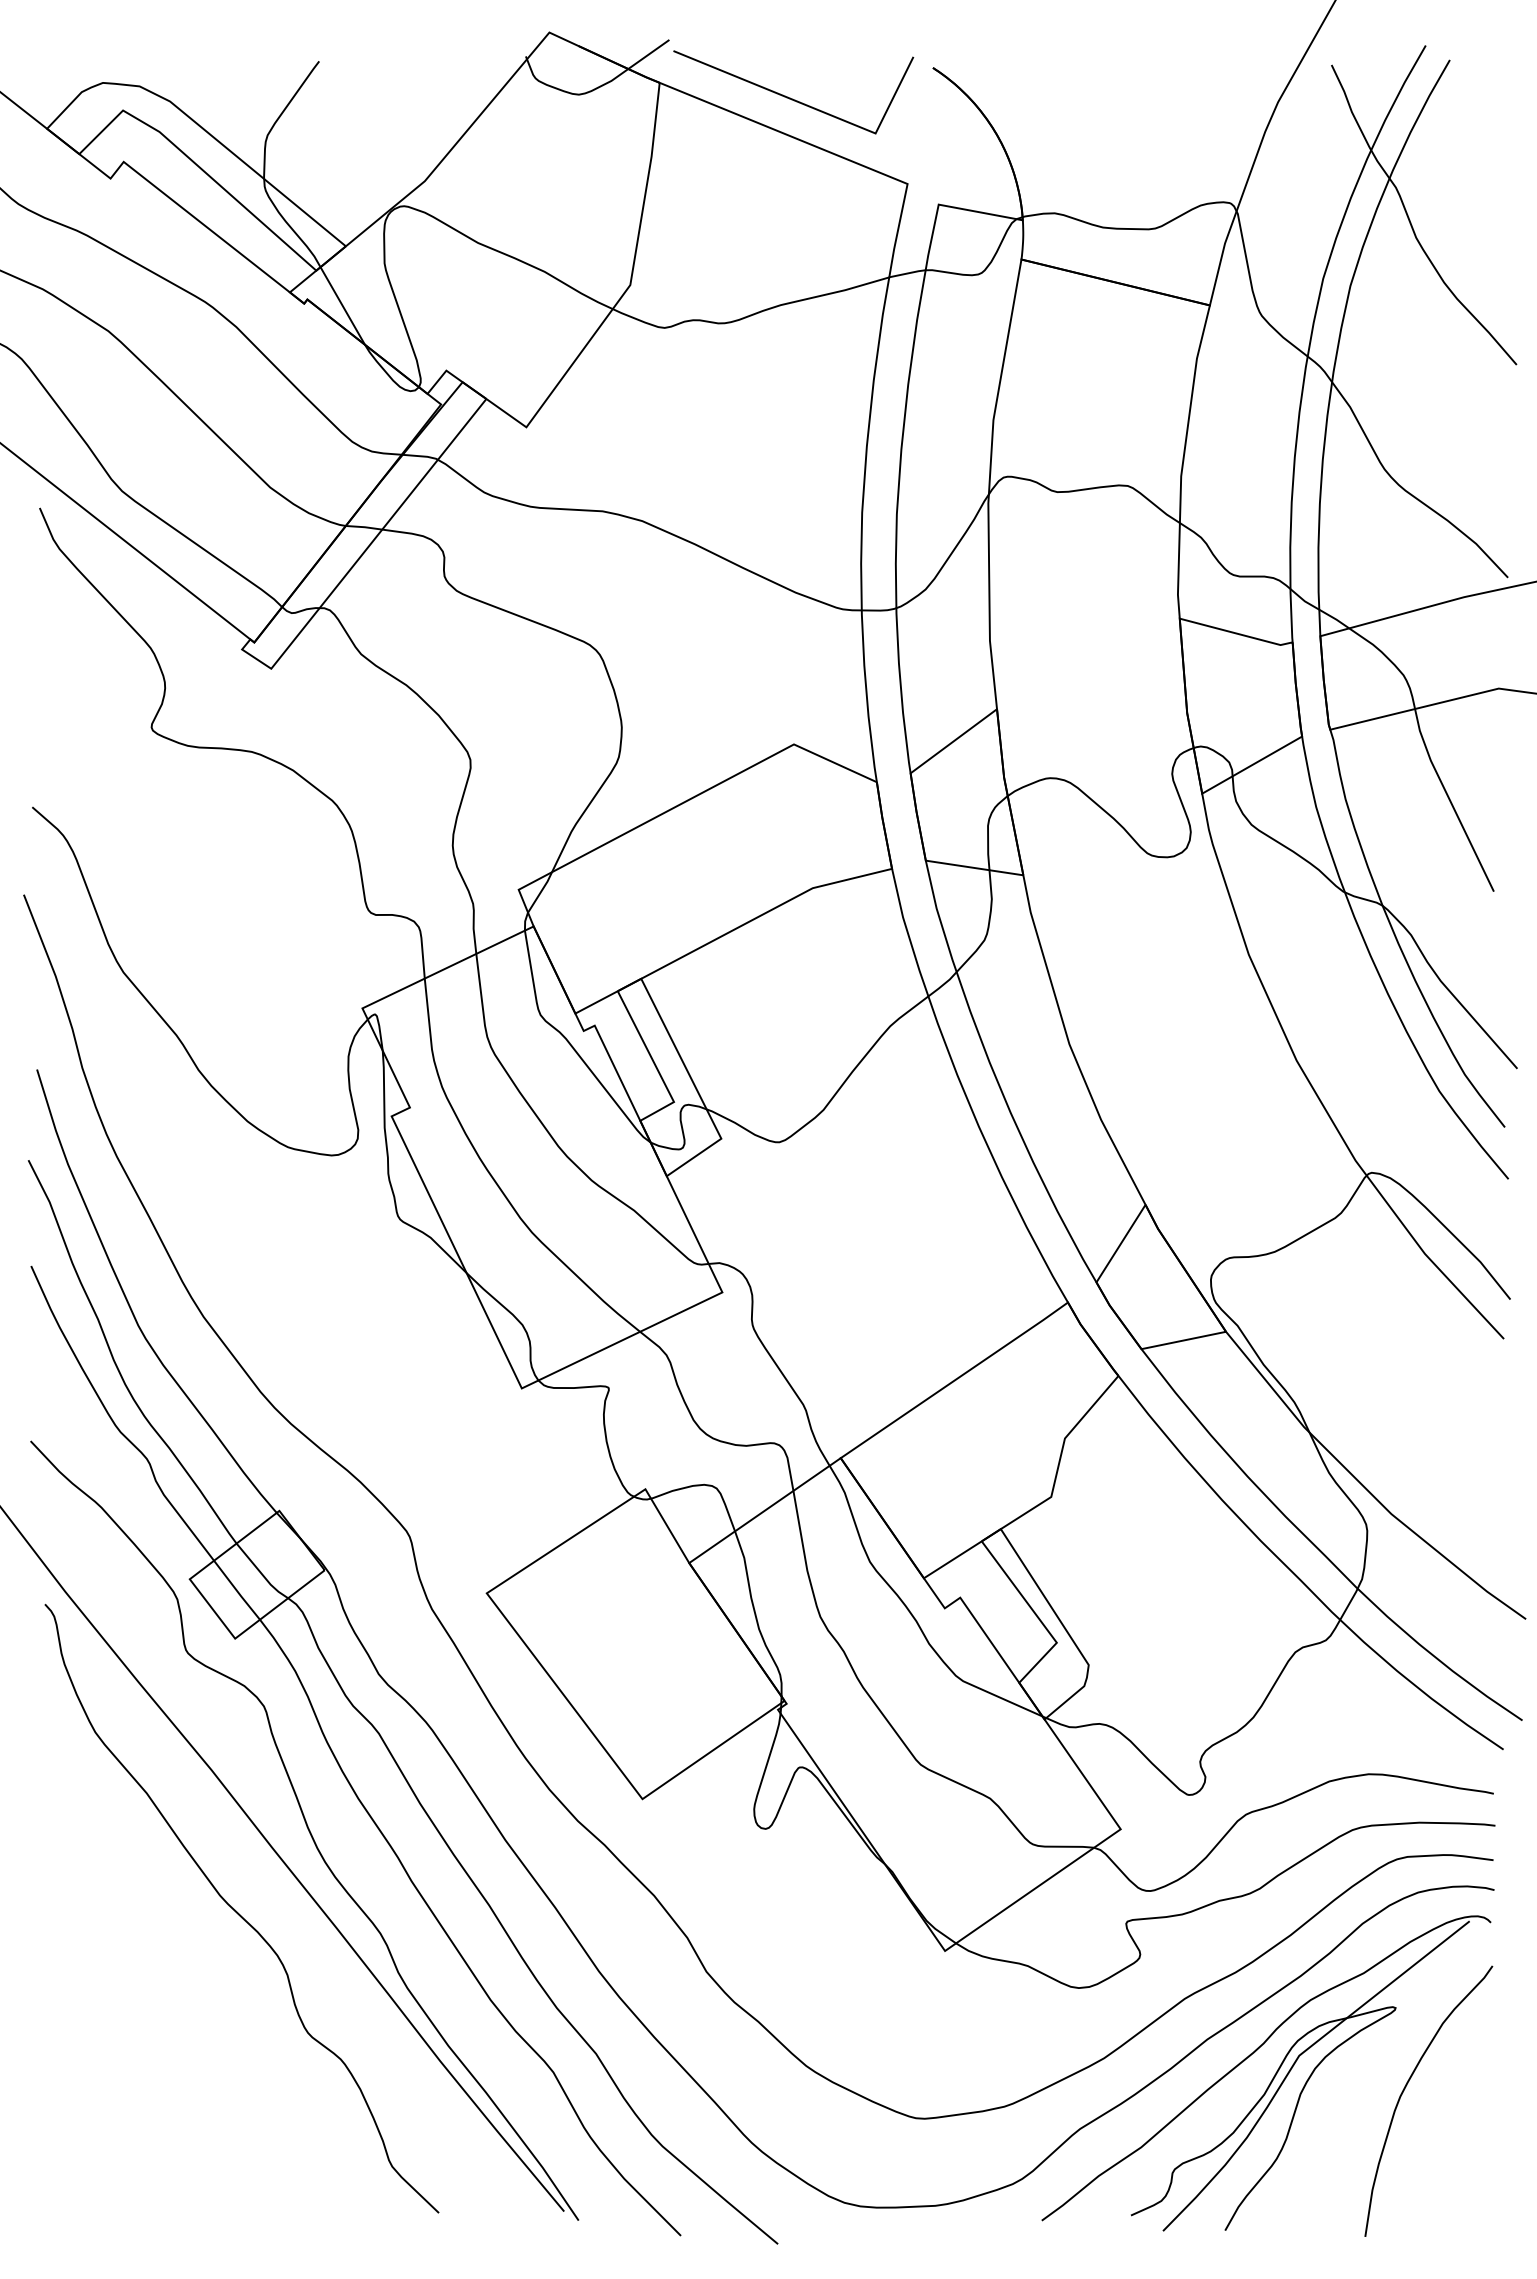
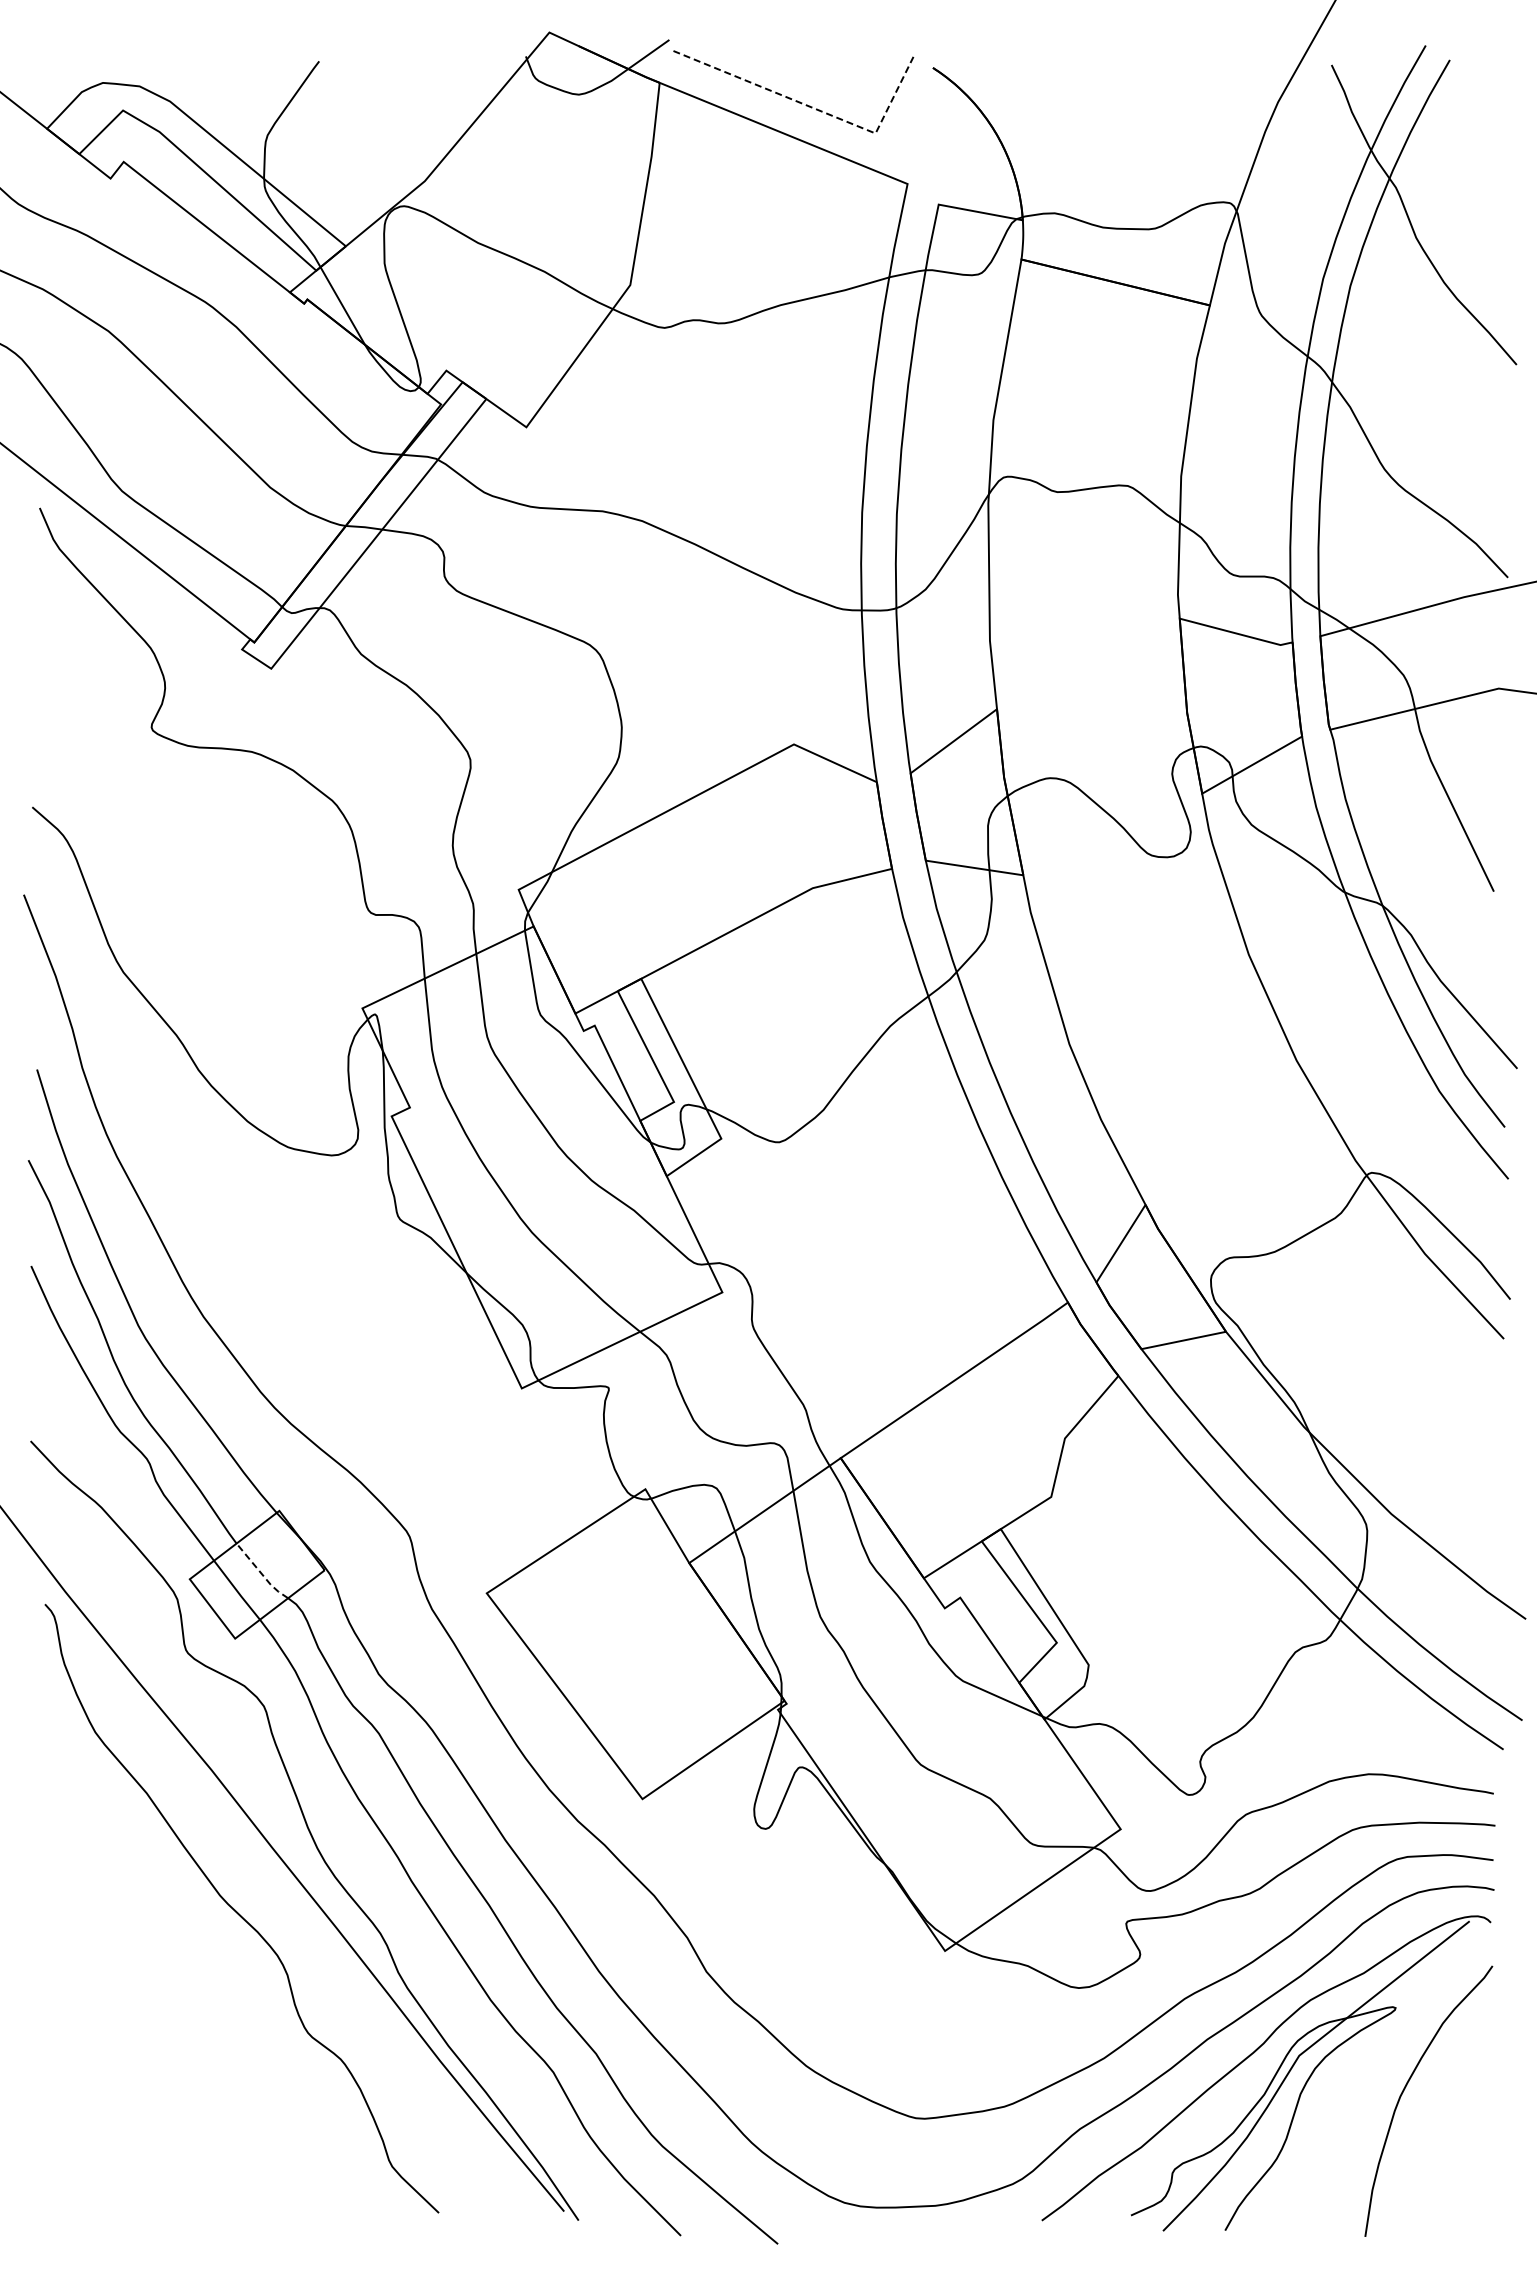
line: solid -> dashed (814, 108)
line: solid -> dashed (261, 1573)
